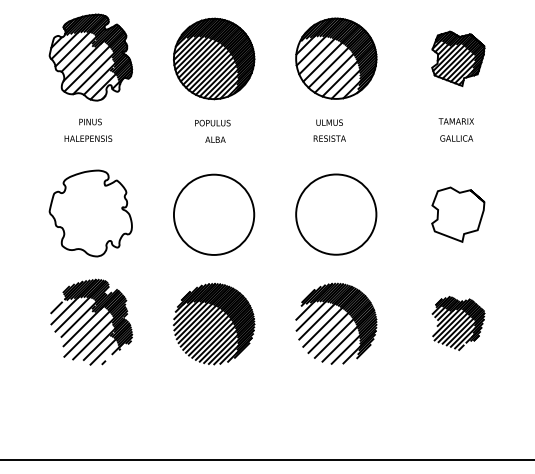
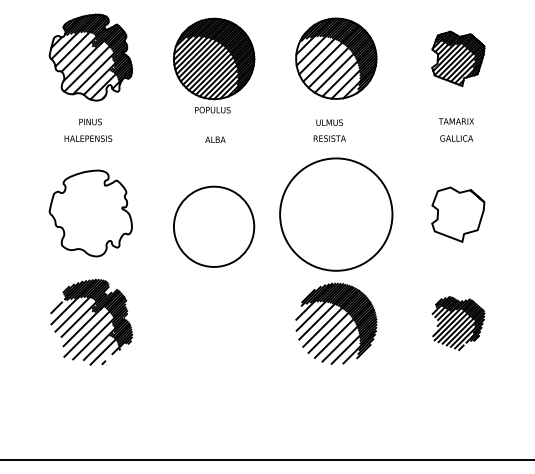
text position: (212, 122) -> (212, 109) (212, 109)
circle position: (214, 214) -> (214, 226) (214, 226)
circle diameter: 80 px -> 112 px (336, 214)
part: present -> none (214, 324)
